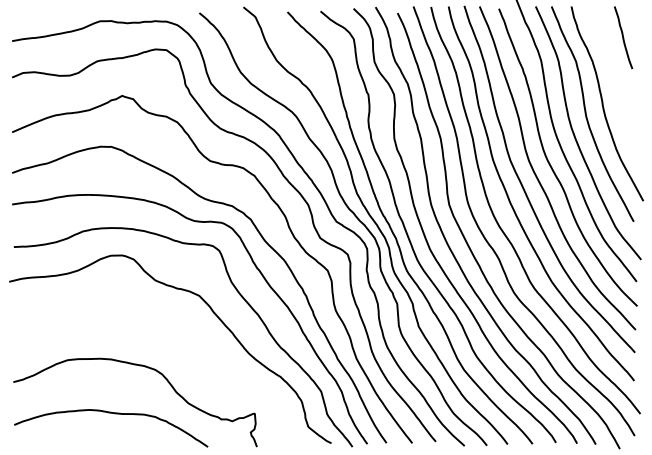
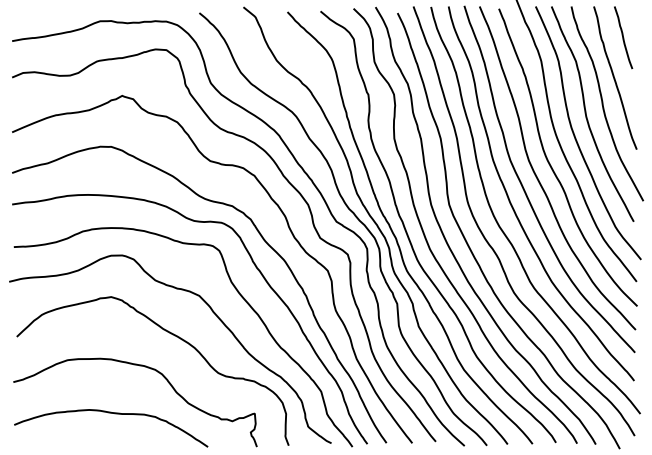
curve: none -> present (614, 77)
curve: none -> present (174, 336)
